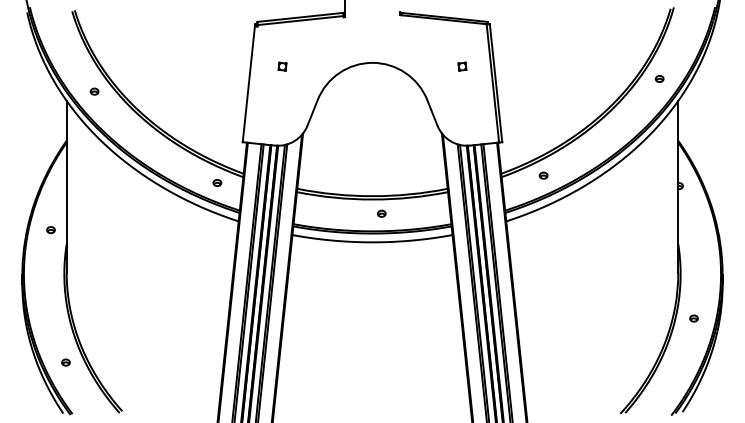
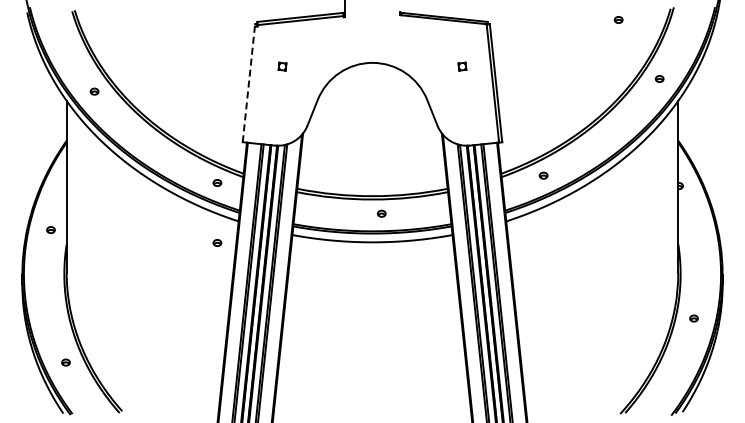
part: none -> present (618, 19)
line: solid -> dashed (249, 82)
part: none -> present (217, 242)
